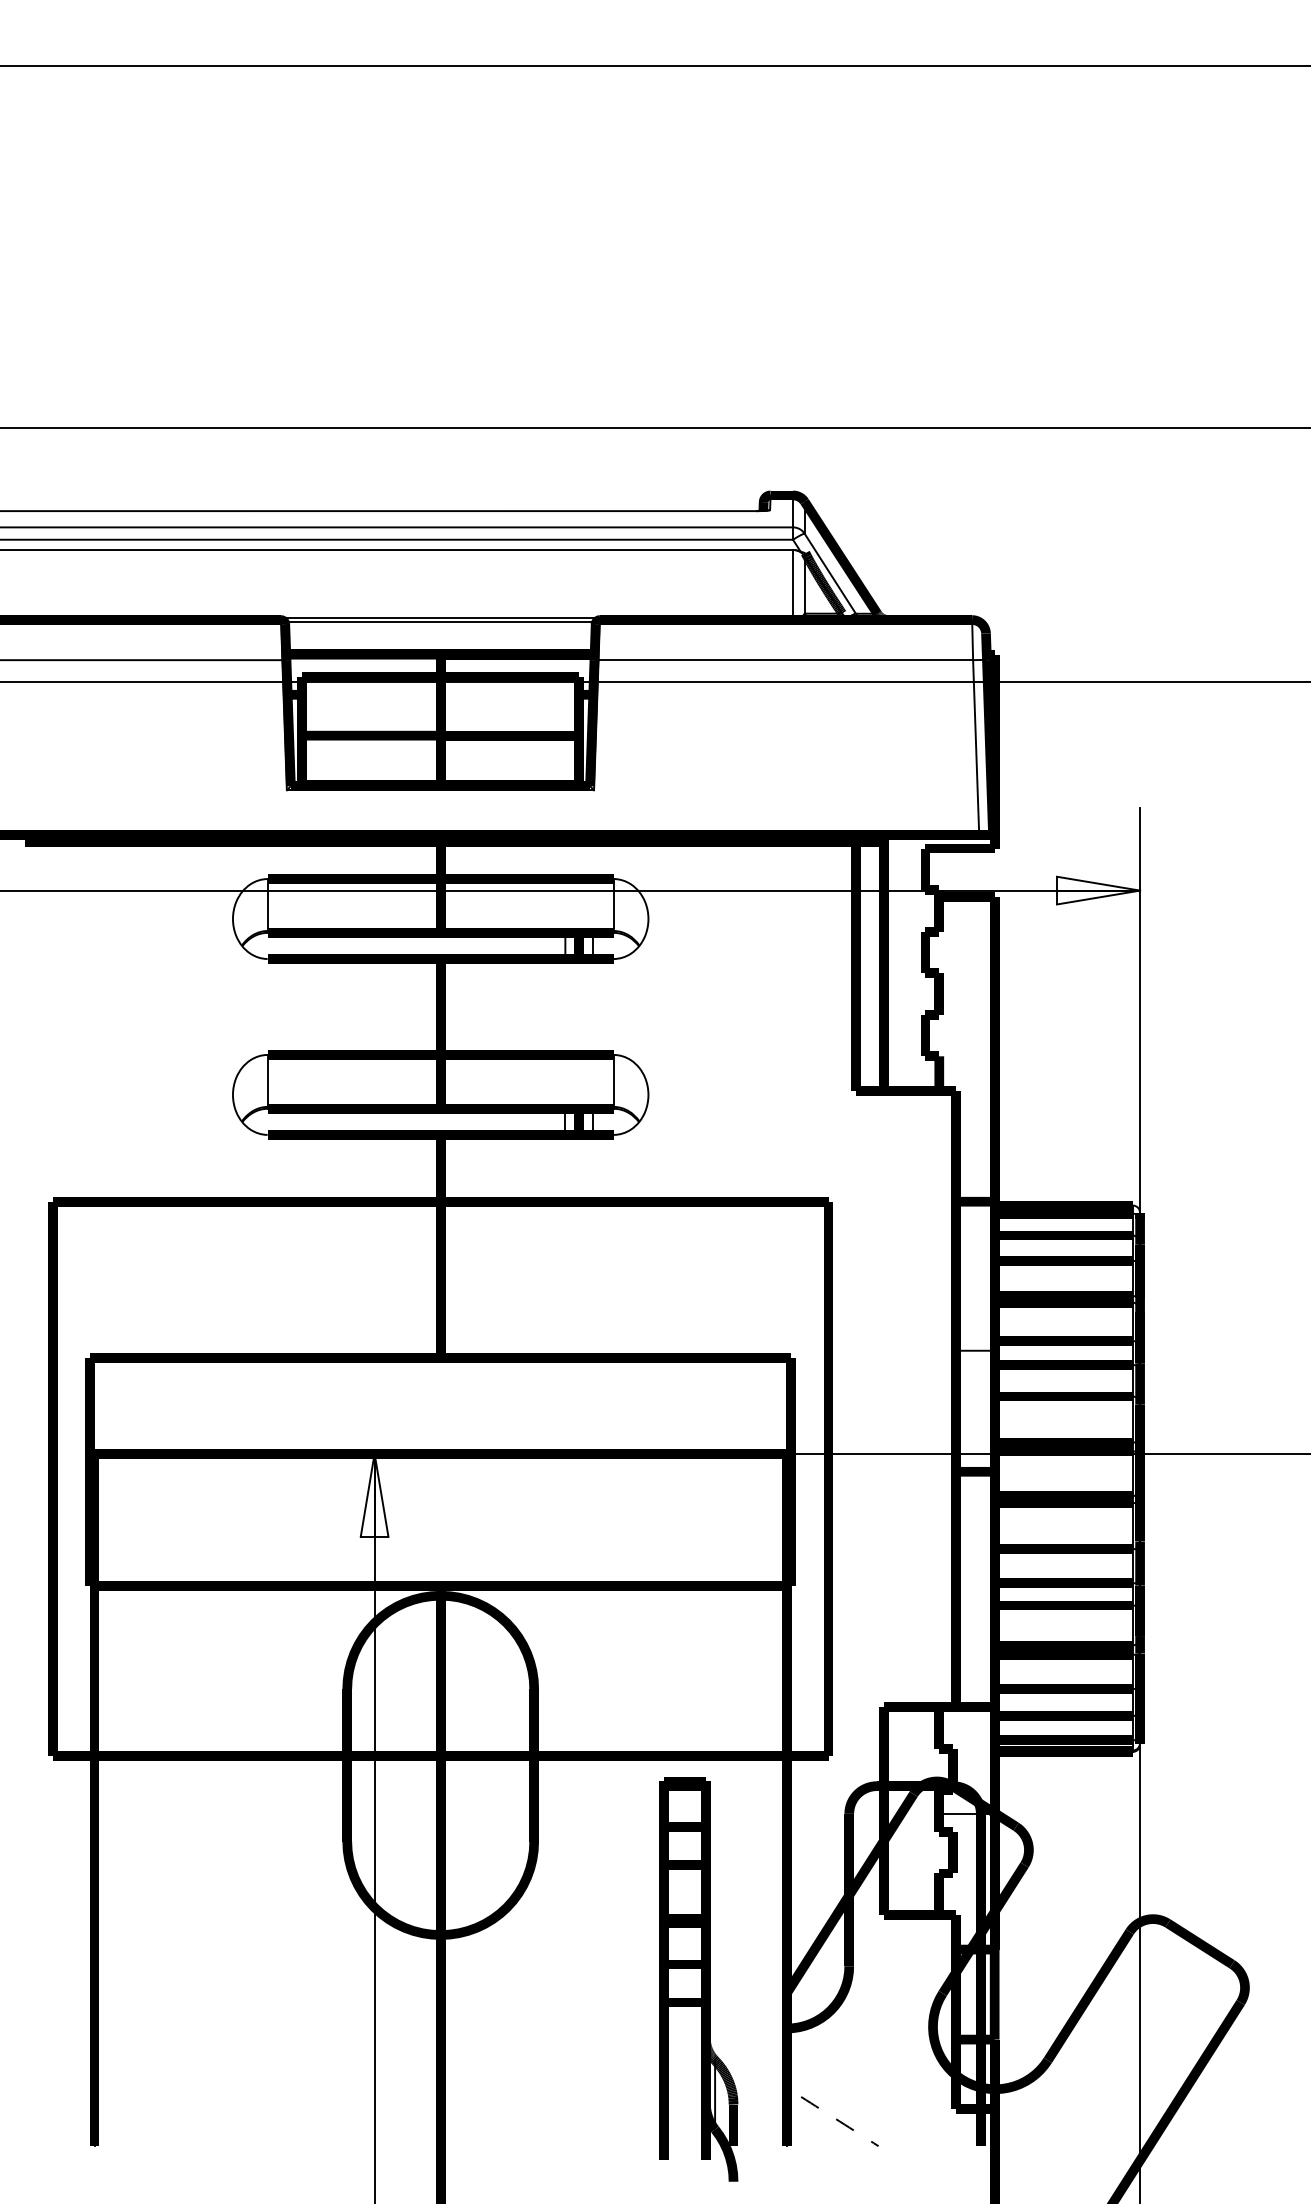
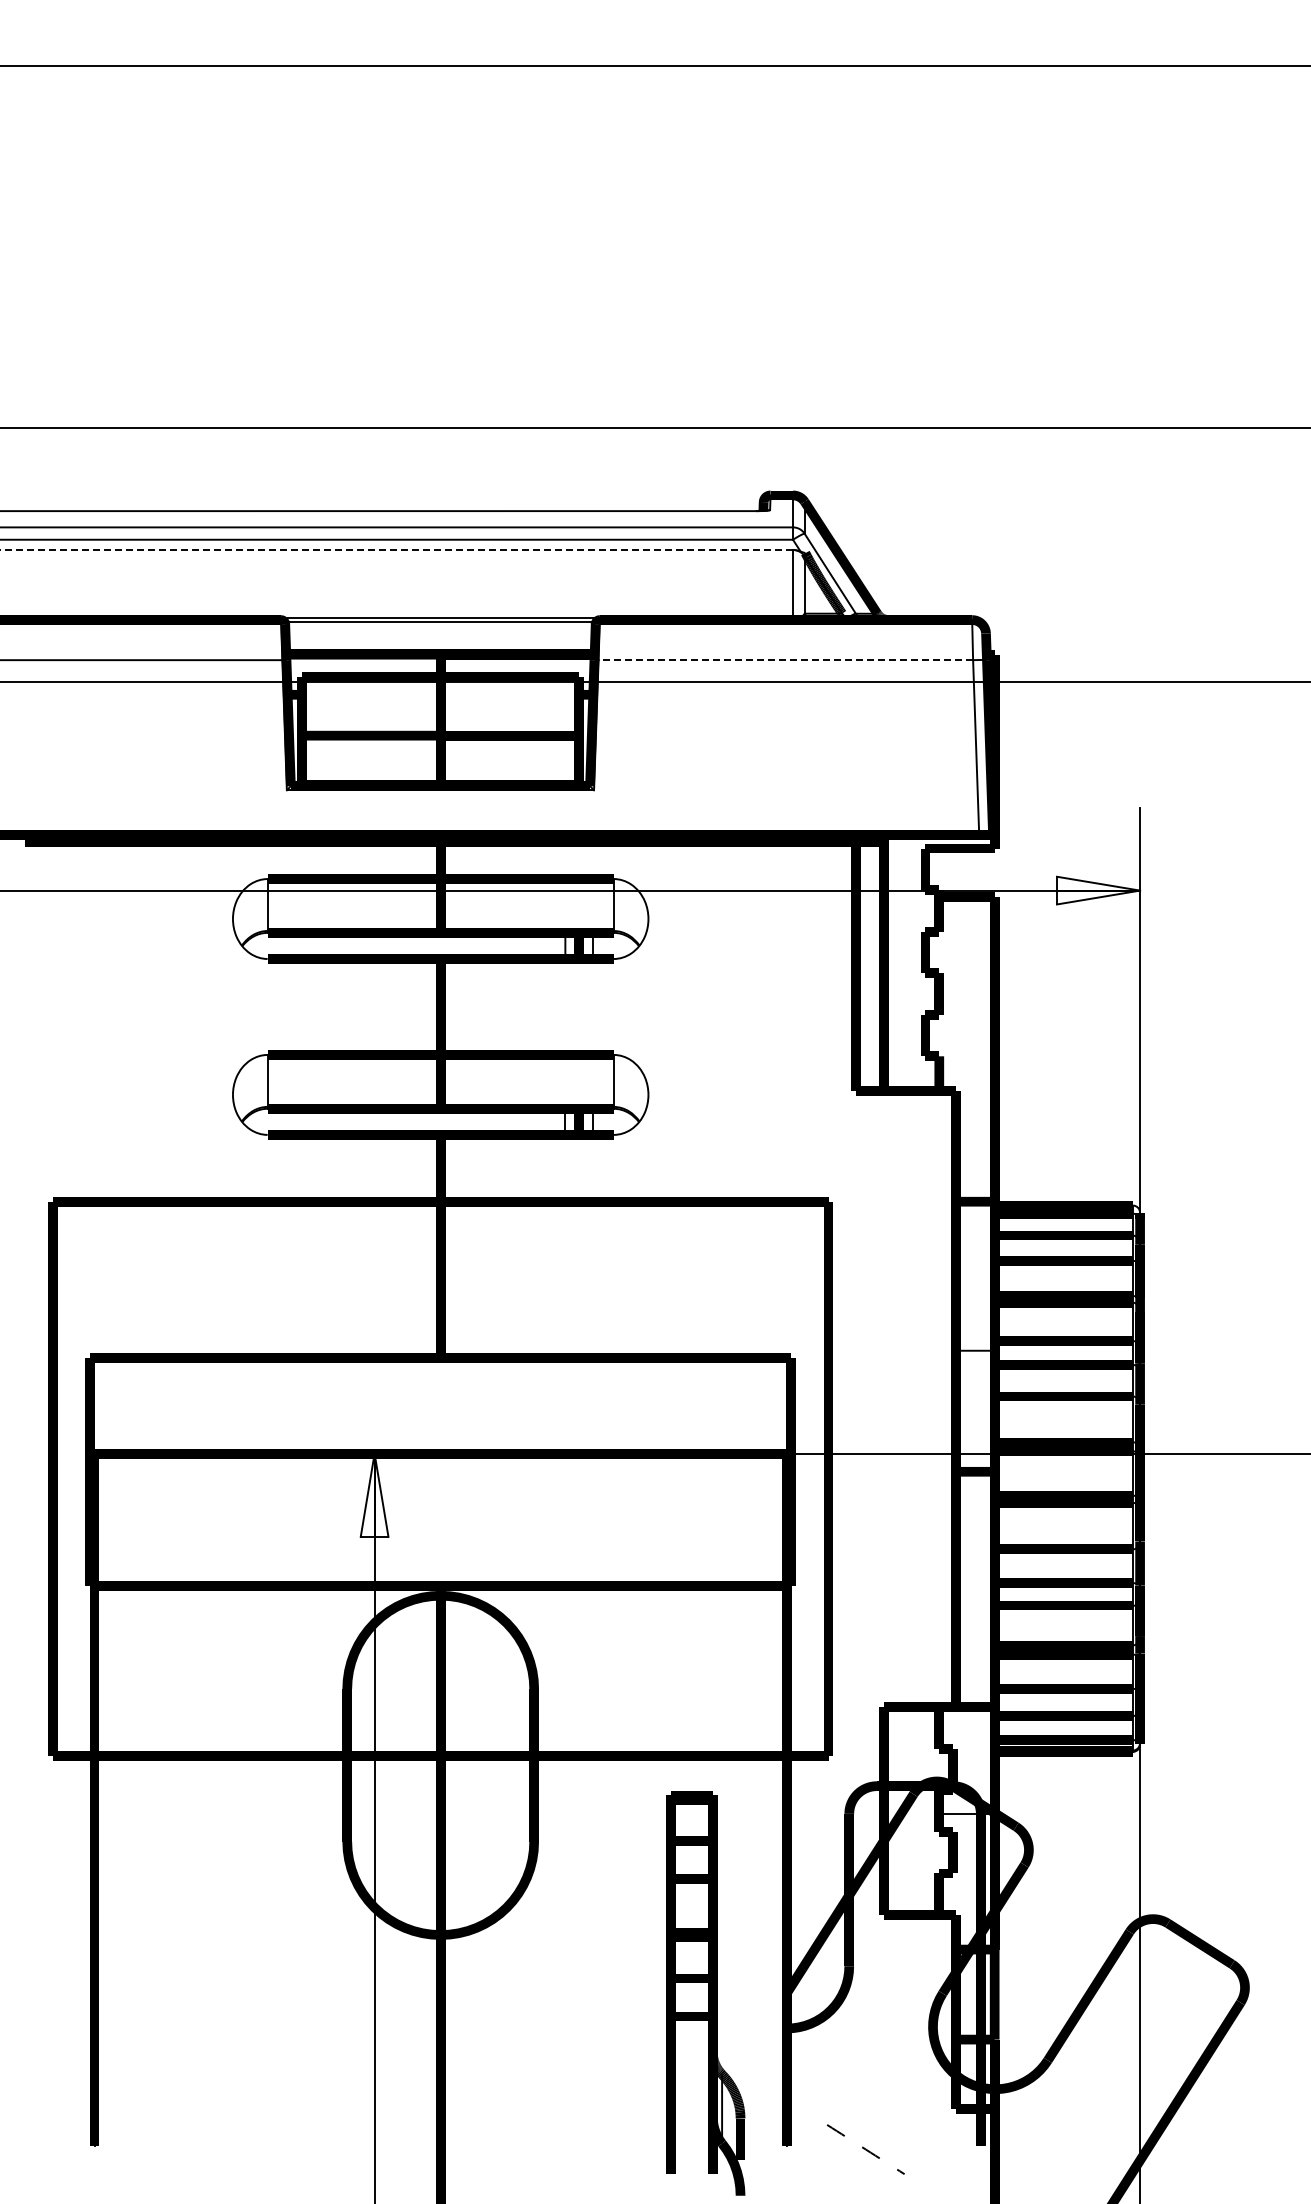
line: solid -> dashed (396, 550)
line: solid -> dashed (785, 660)
part position: (698, 1979) -> (705, 1993) (705, 1993)
curve position: (839, 2121) -> (865, 2149) (865, 2149)
